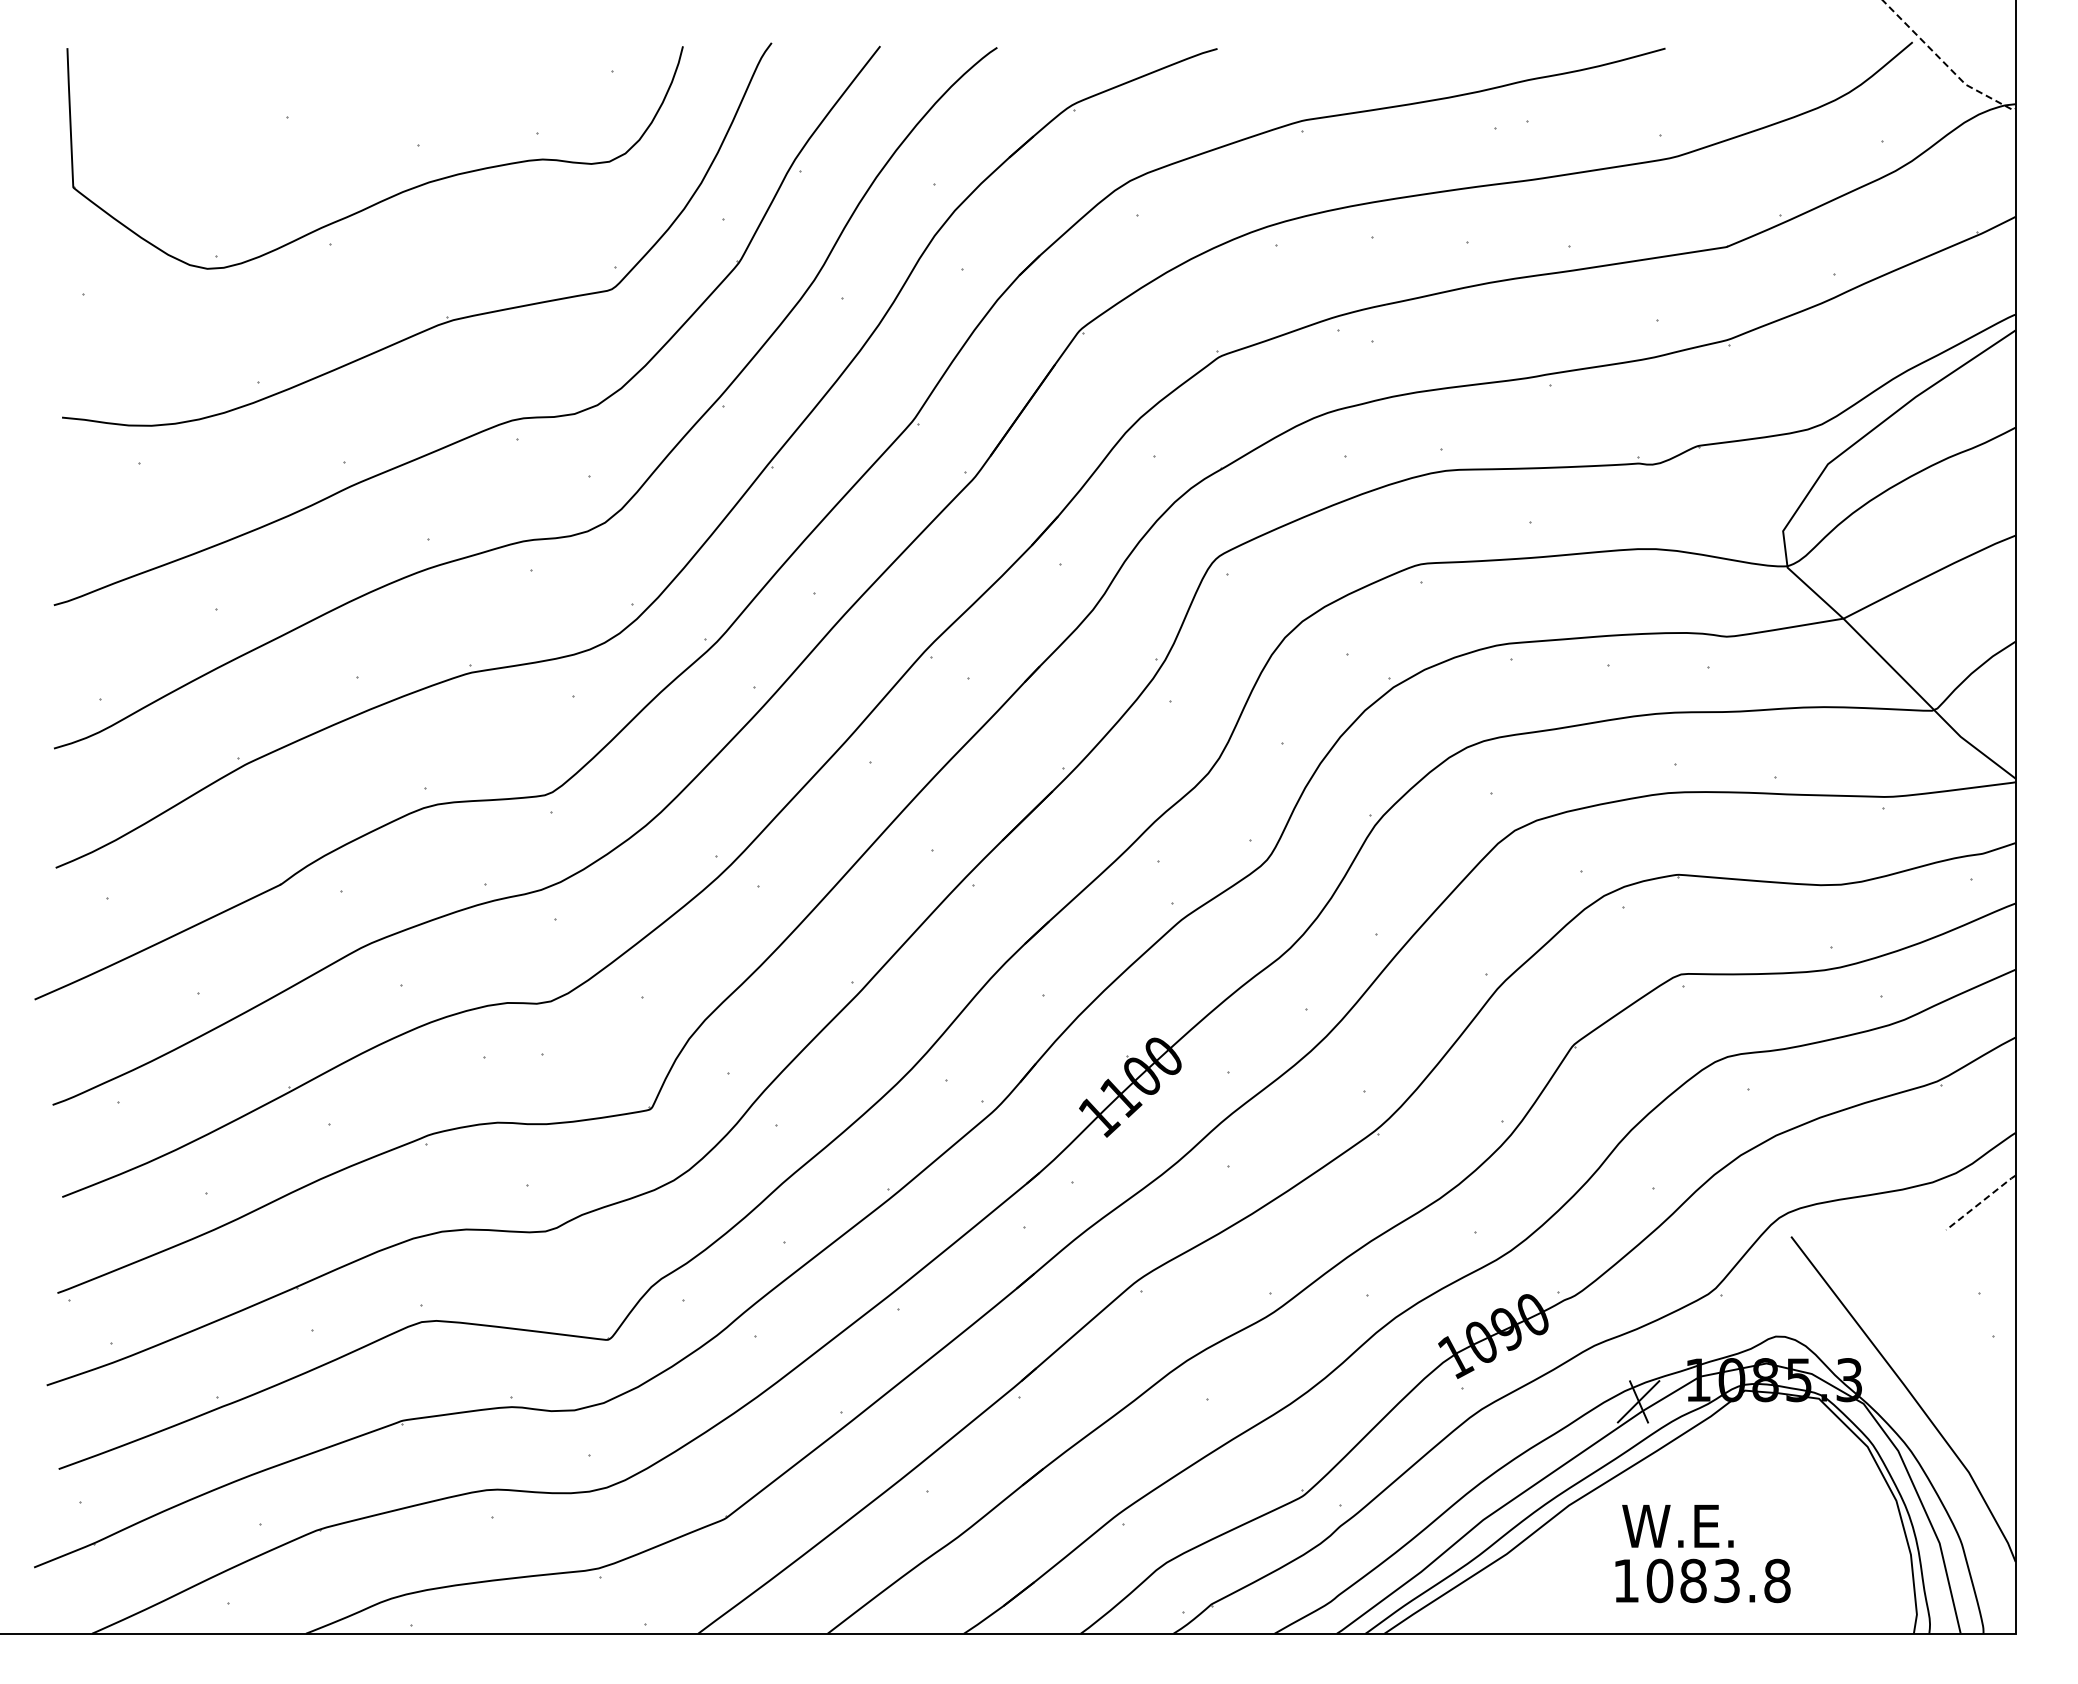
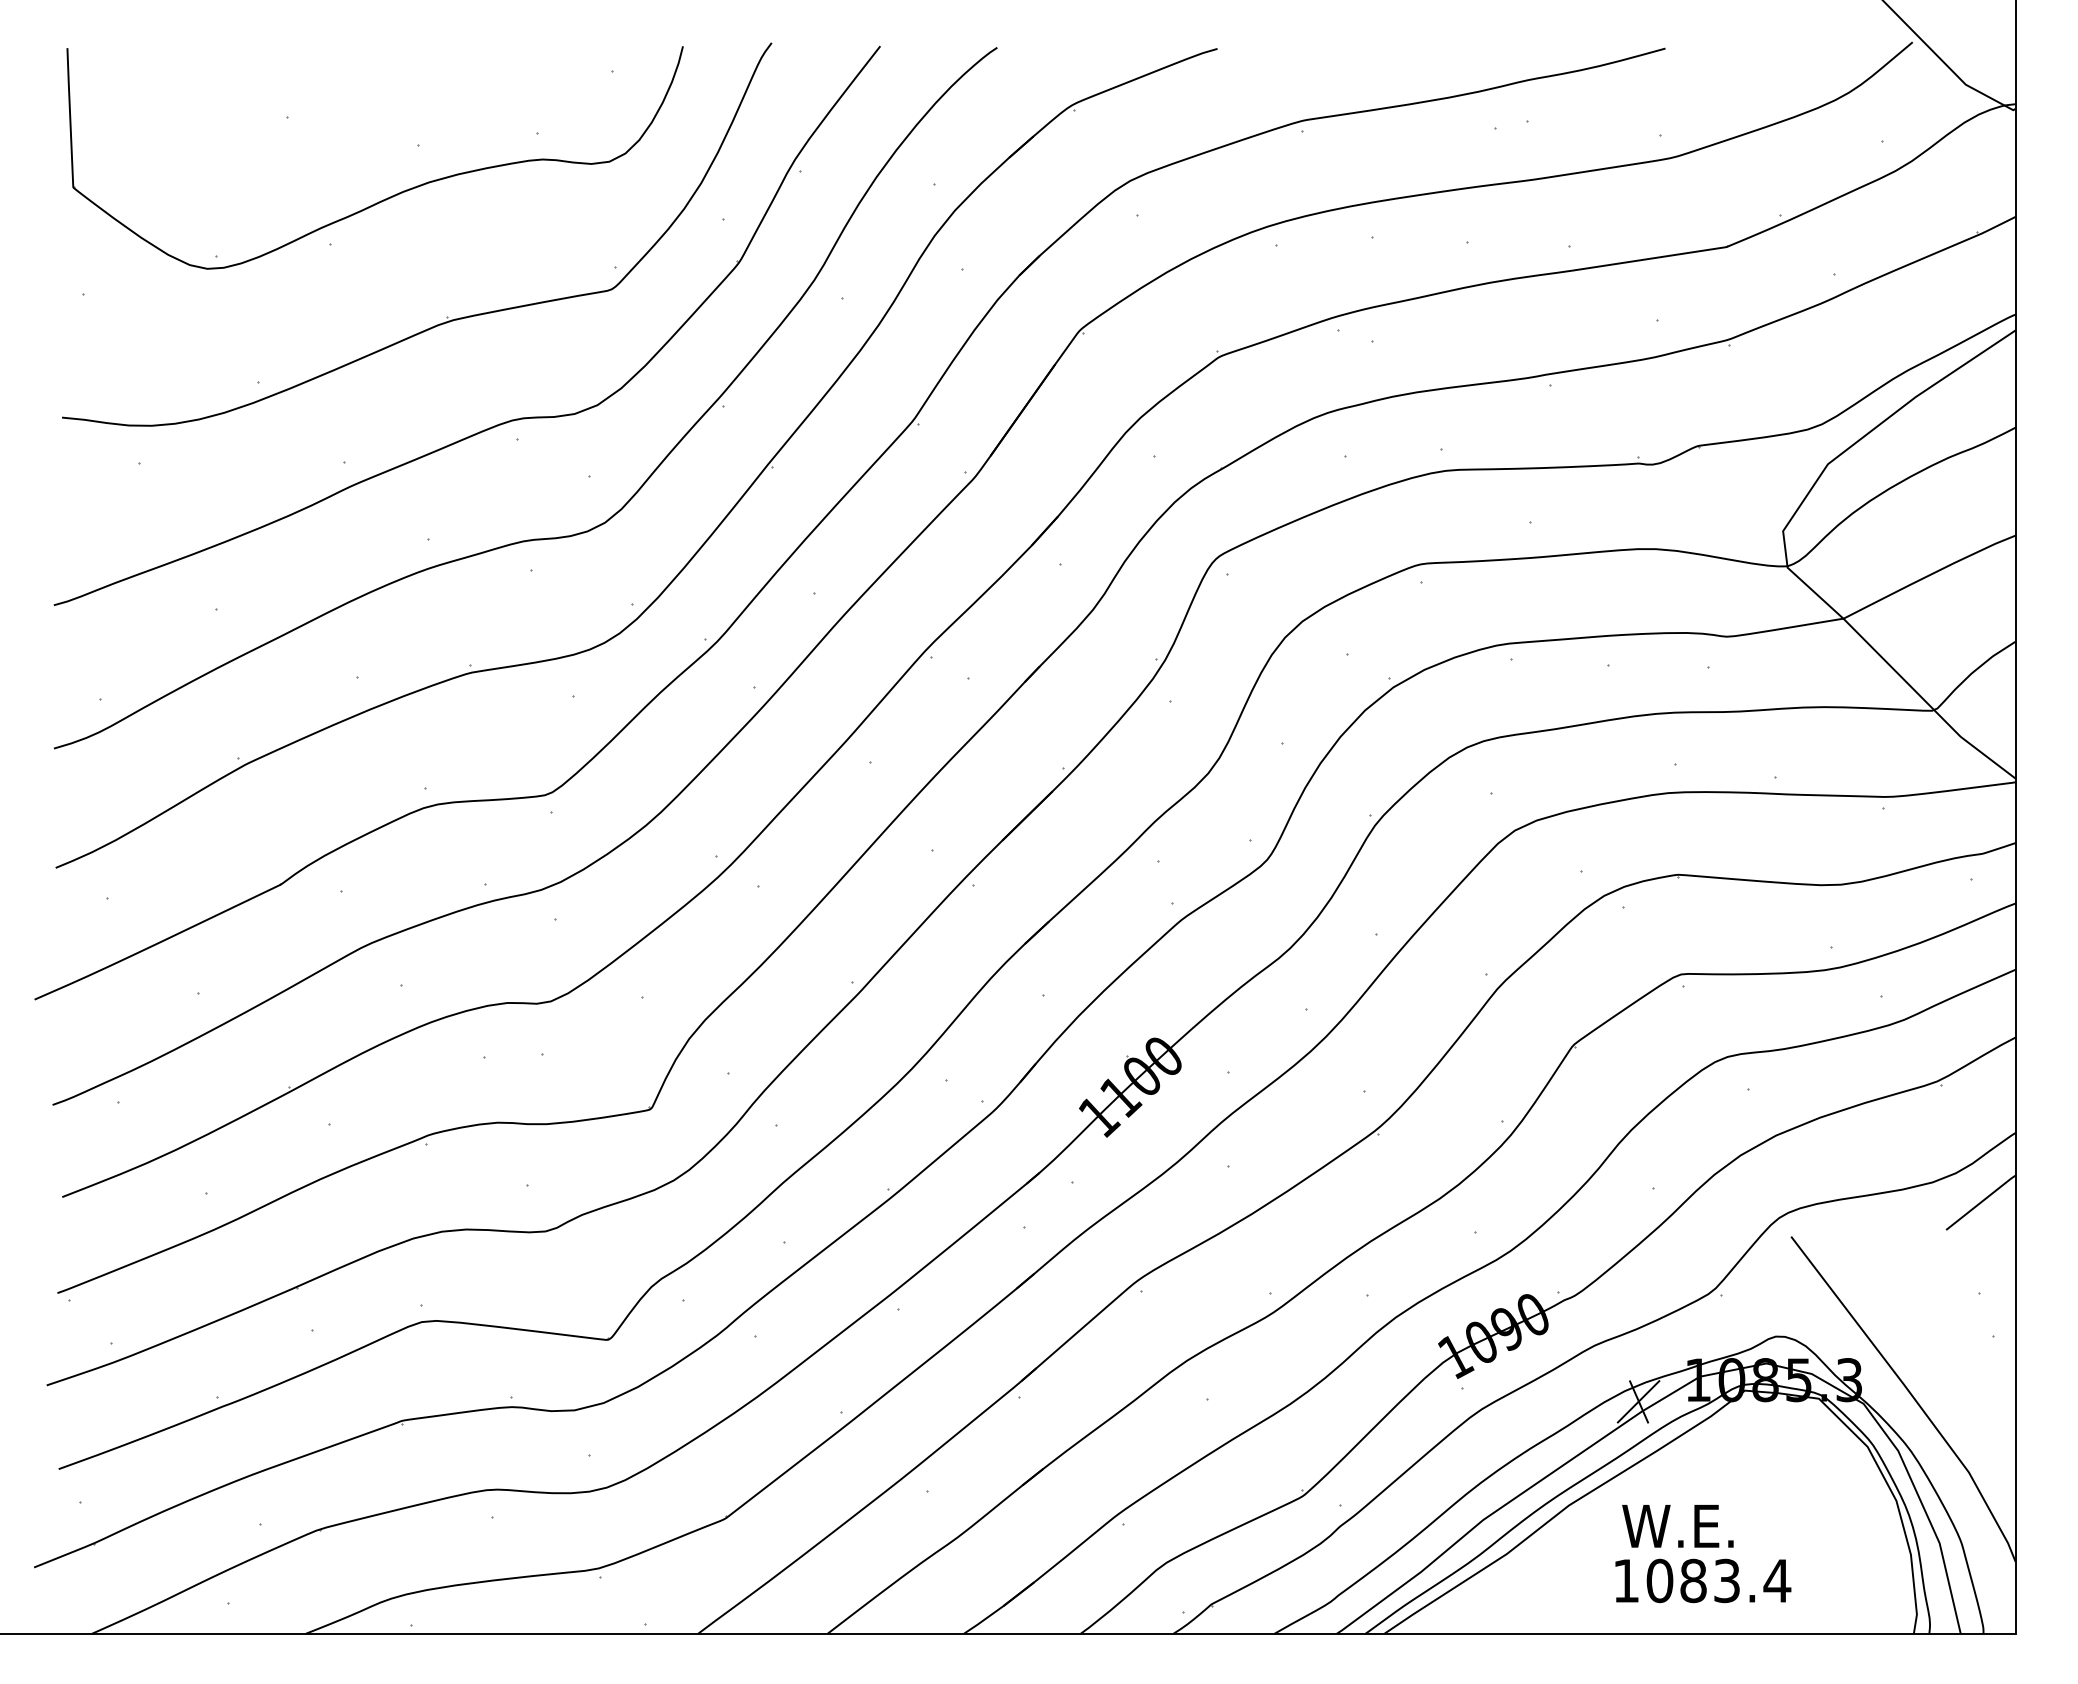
line: dashed -> solid (1944, 63)
line: dashed -> solid (1981, 1202)
text: 1083.8 -> 1083.4 (1777, 1580)
